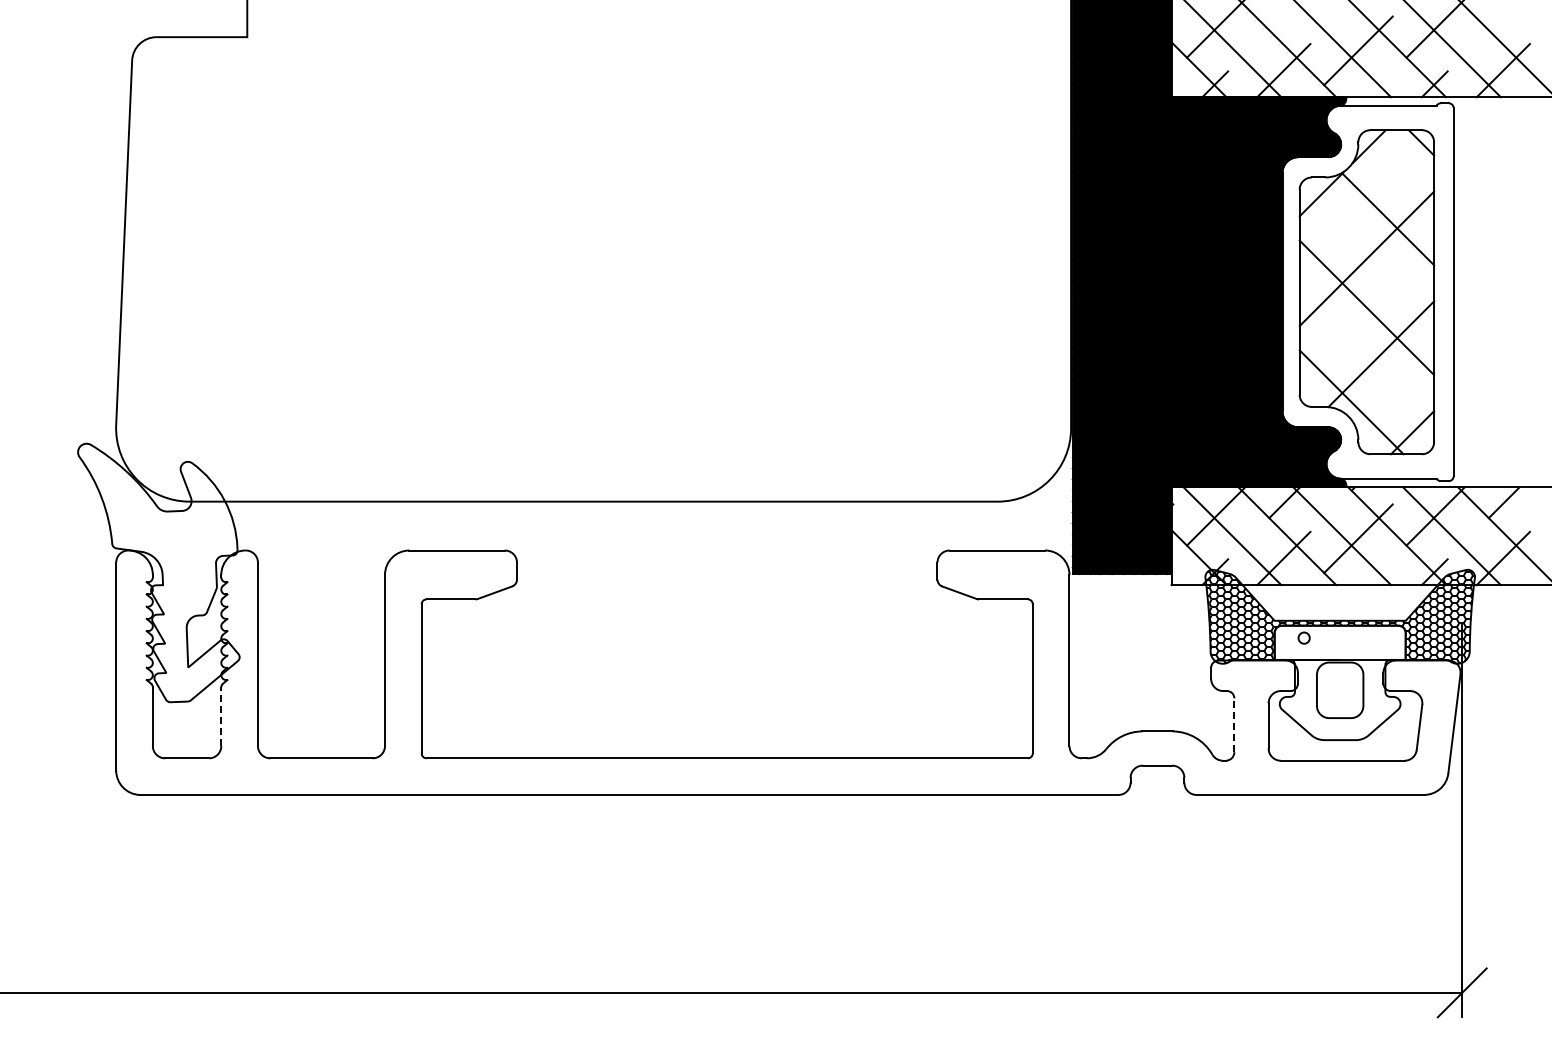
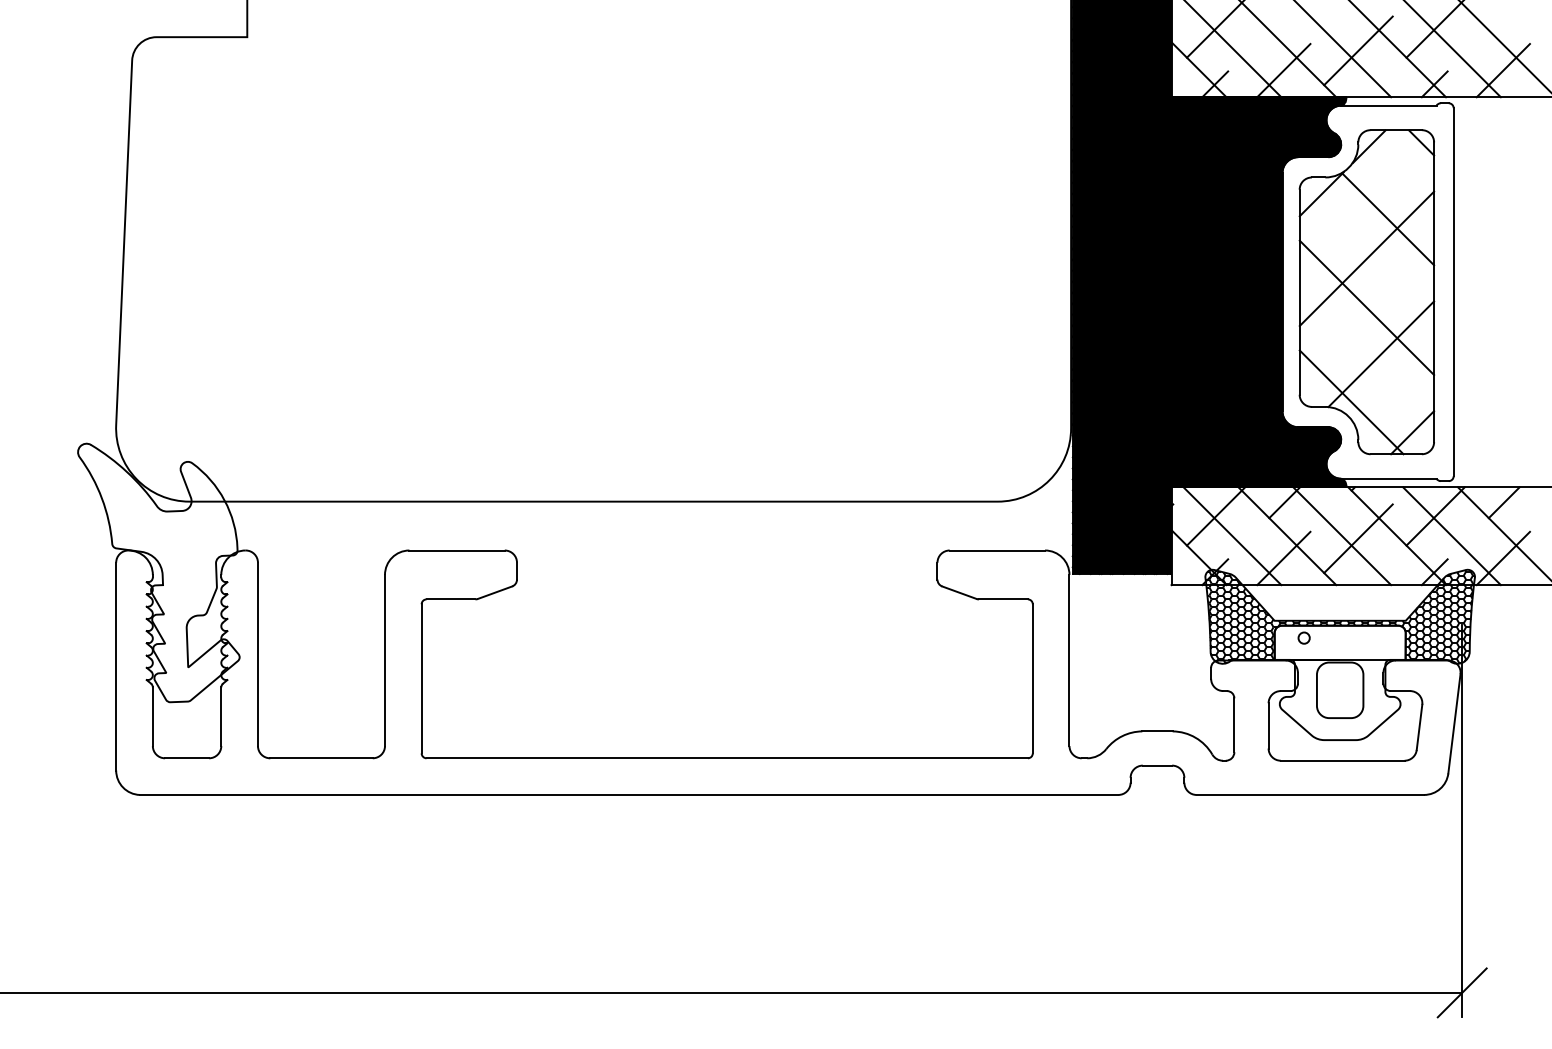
line: dashed -> solid (221, 716)
line: dashed -> solid (1234, 725)
